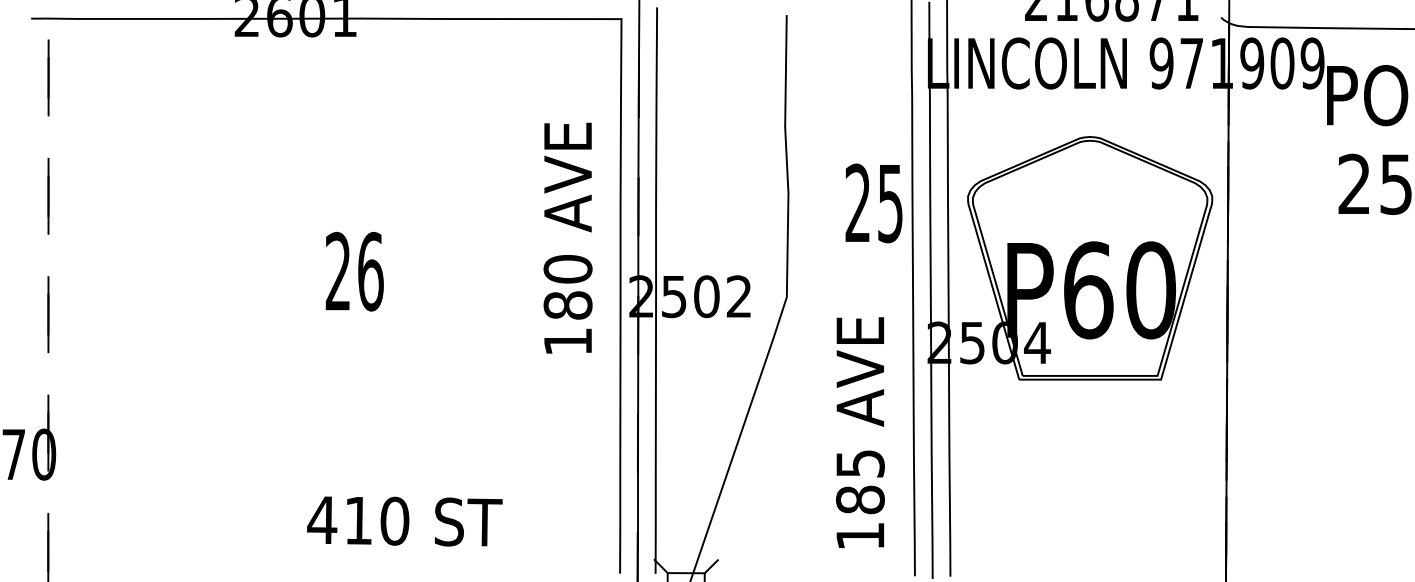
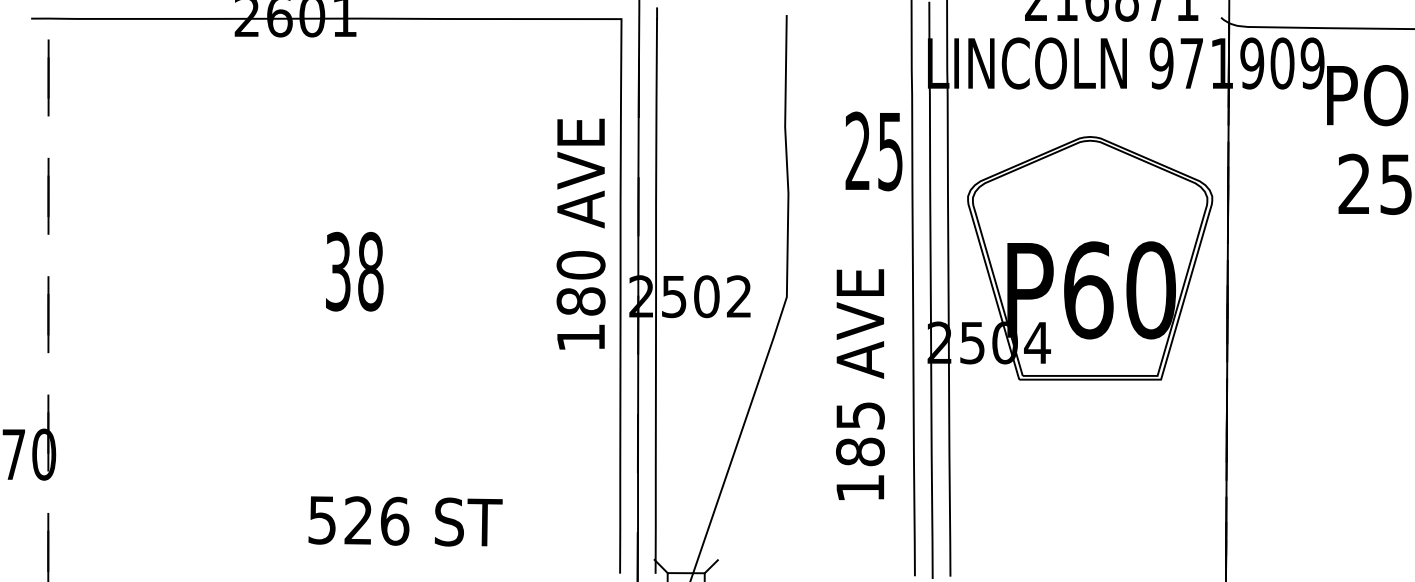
text position: (873, 203) -> (873, 151) (873, 151)
text position: (567, 237) -> (580, 233) (580, 233)
text: 26 -> 38 (354, 271)
text position: (860, 432) -> (860, 384) (860, 384)
text: 410 -> 526 (358, 520)
